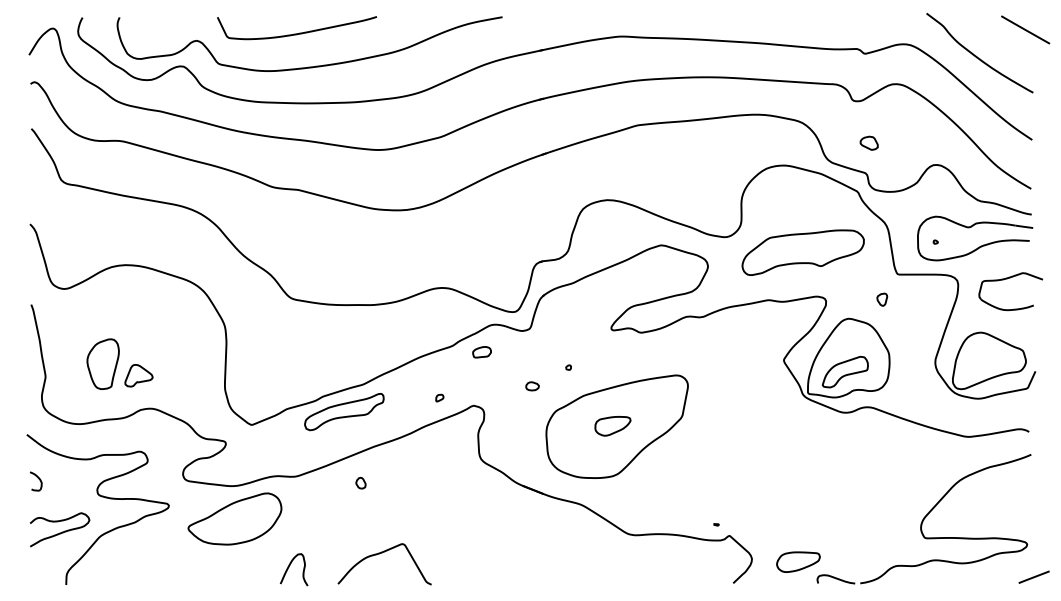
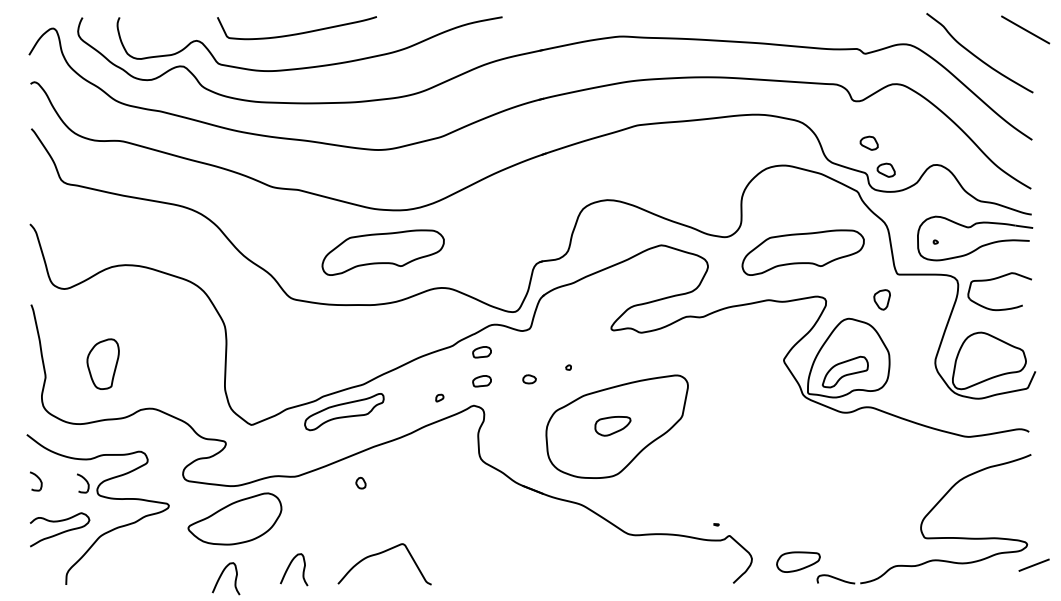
part: none -> present (885, 169)
part: none -> present (382, 252)
part position: (1007, 279) -> (996, 279) (996, 279)
part size: 13x15 px -> 18x22 px (881, 299)
part: present -> none (138, 375)
part: none -> present (481, 381)
part position: (532, 386) -> (529, 379) (529, 379)
part: none -> present (83, 483)
curve: none -> present (221, 576)
line position: (1033, 576) -> (1033, 564) (1033, 564)
